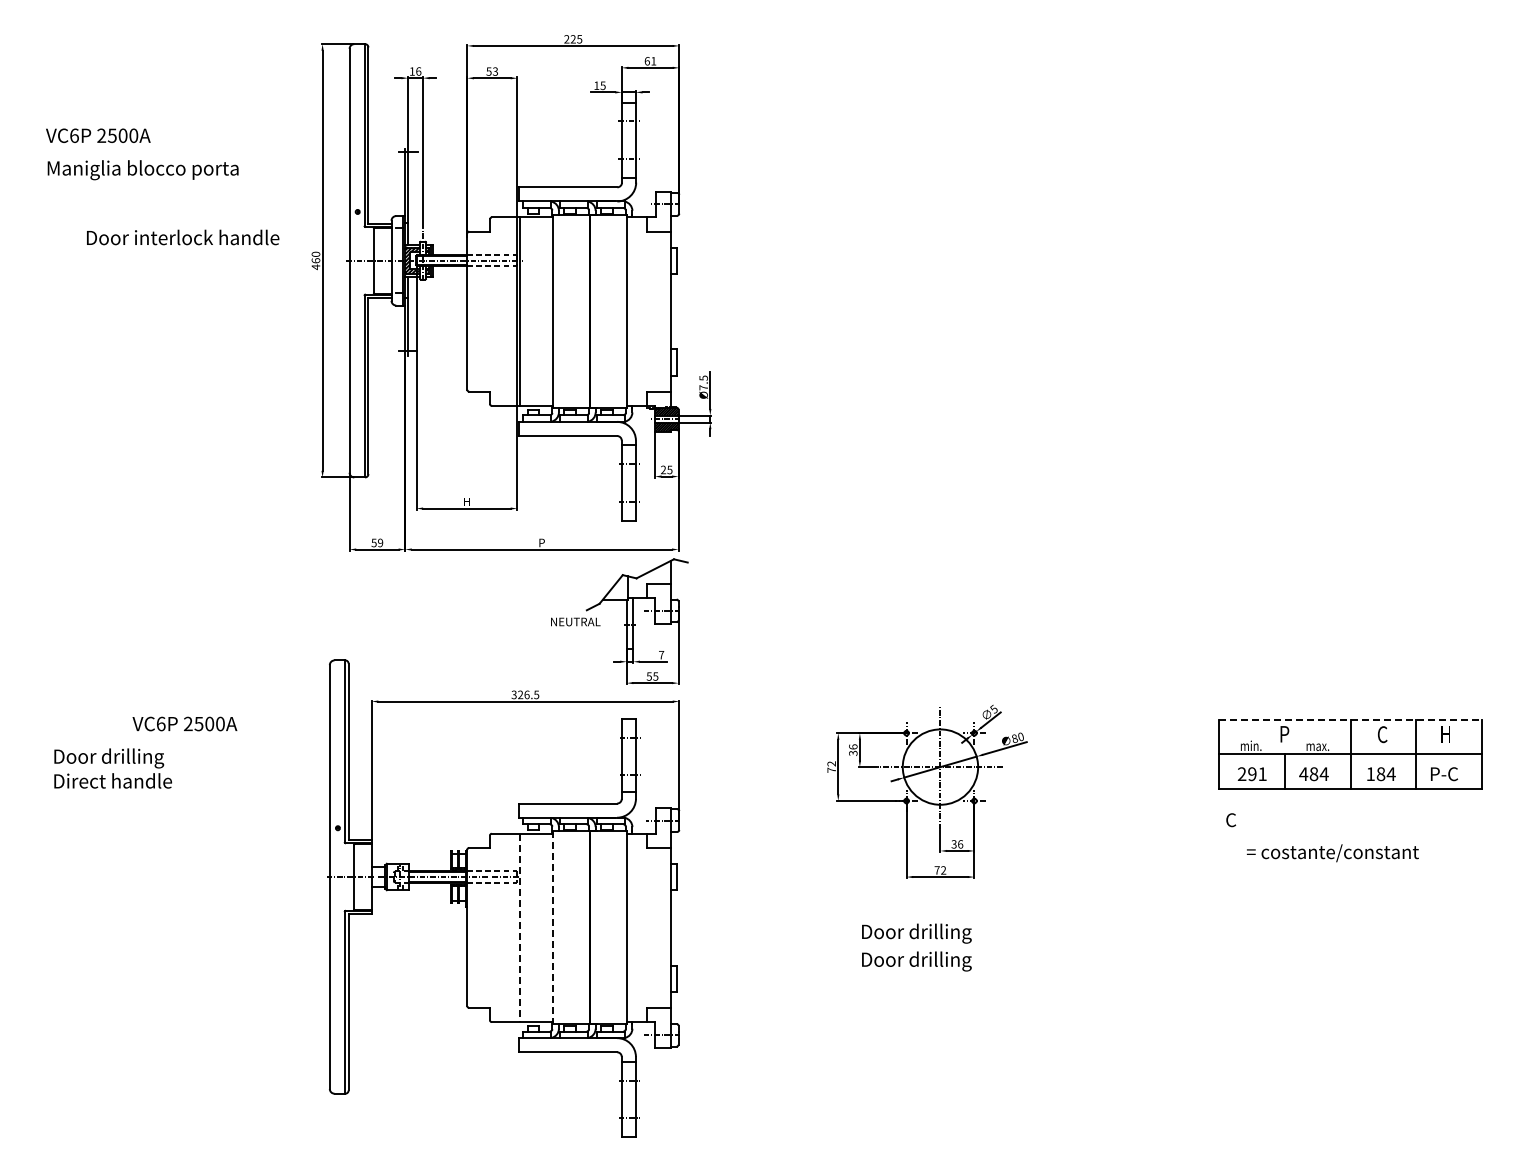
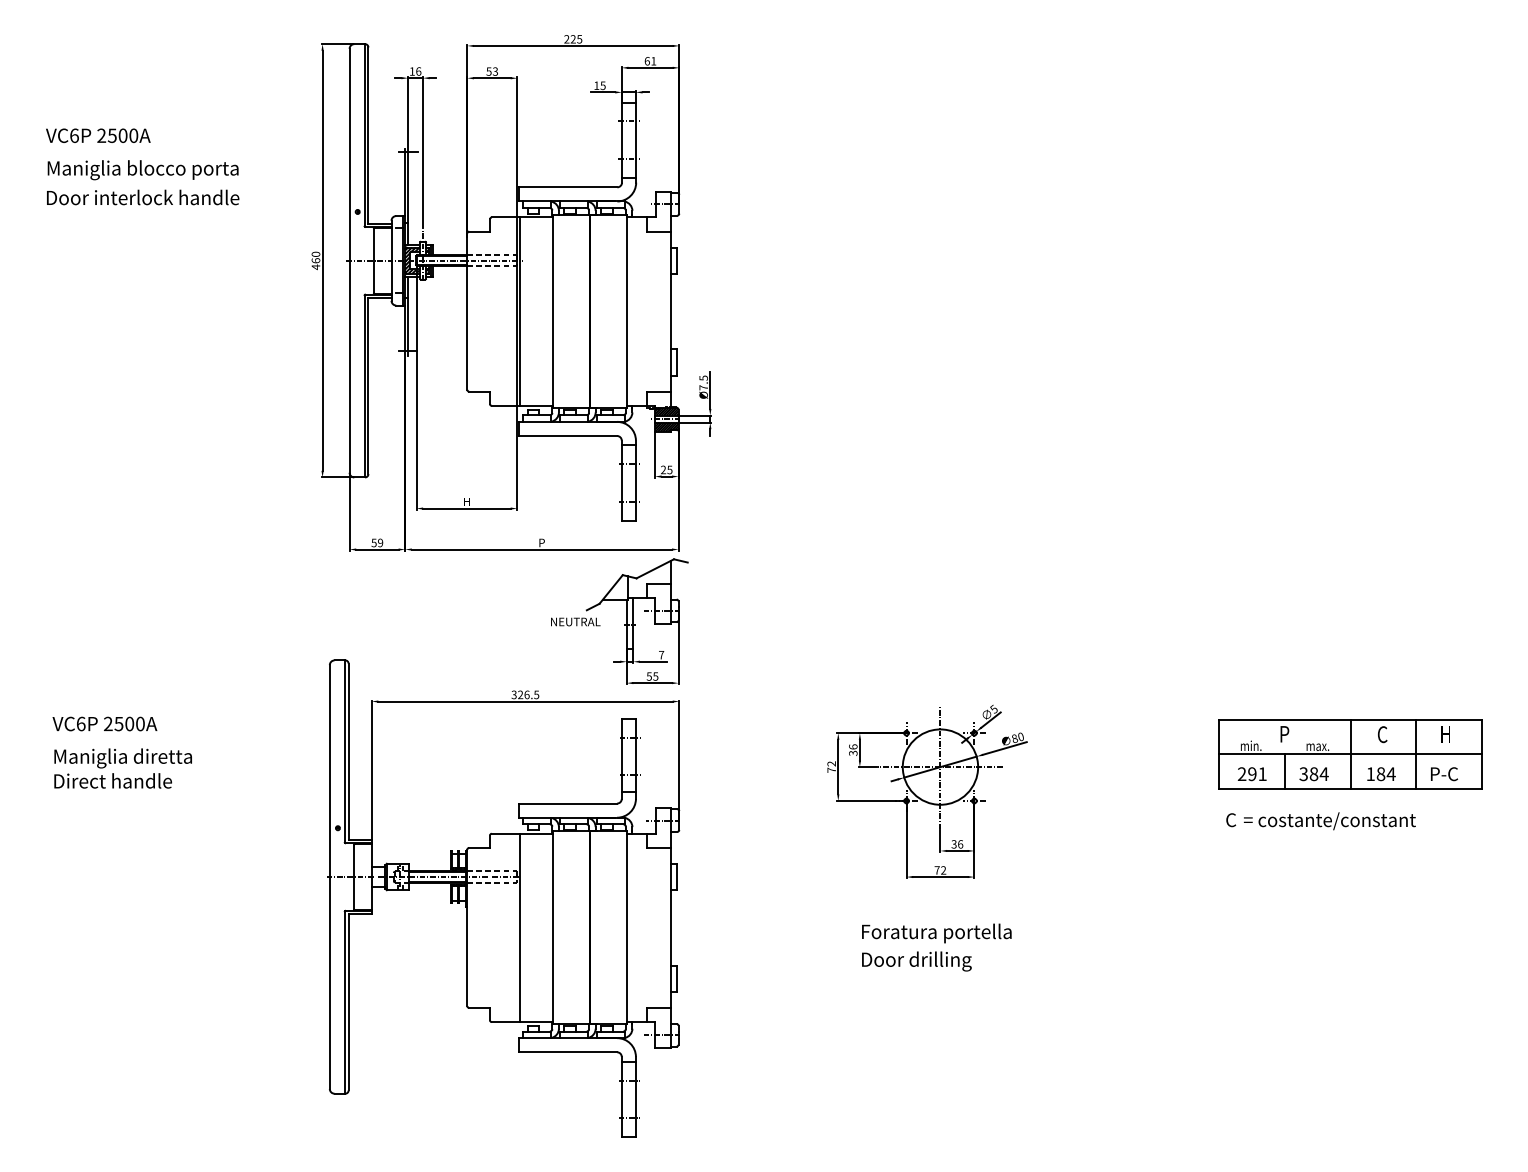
text position: (183, 237) -> (143, 197) (143, 197)
line: dashed -> solid (1350, 719)
text position: (184, 723) -> (104, 723) (104, 723)
text: Door drilling -> Maniglia diretta (123, 758)
text: 484 -> 384 (1303, 774)
text position: (1332, 853) -> (1329, 821) (1329, 821)
line: dashed -> solid (553, 927)
line: dashed -> solid (519, 928)
text: Door drilling -> Foratura portella (937, 933)
